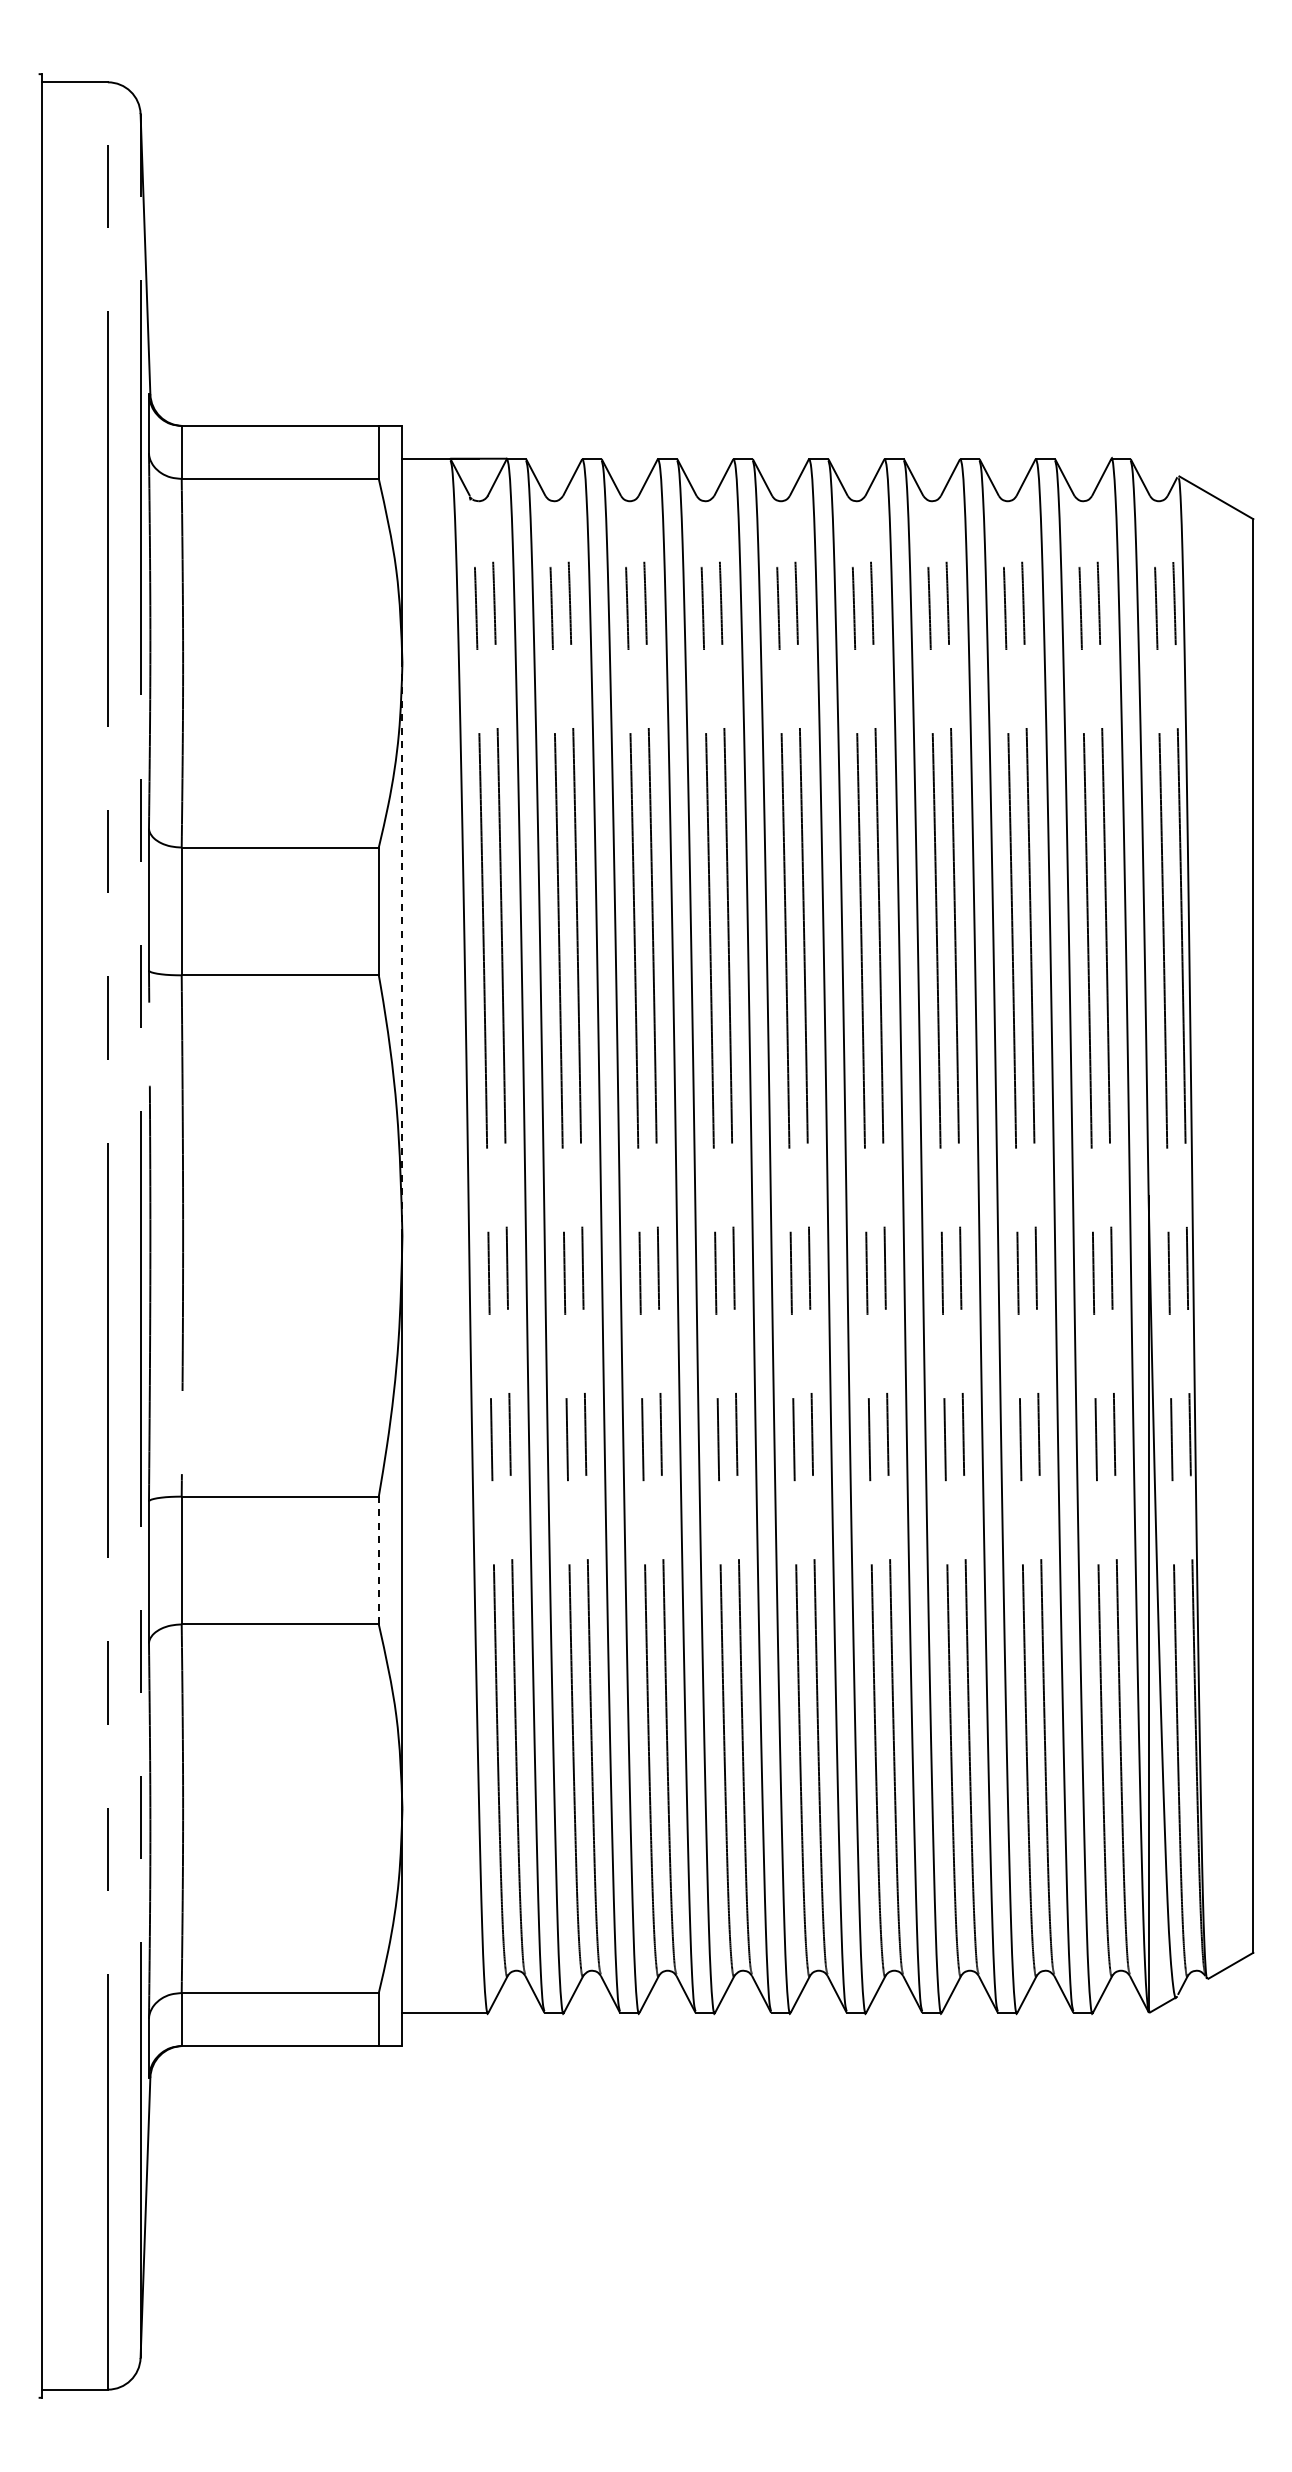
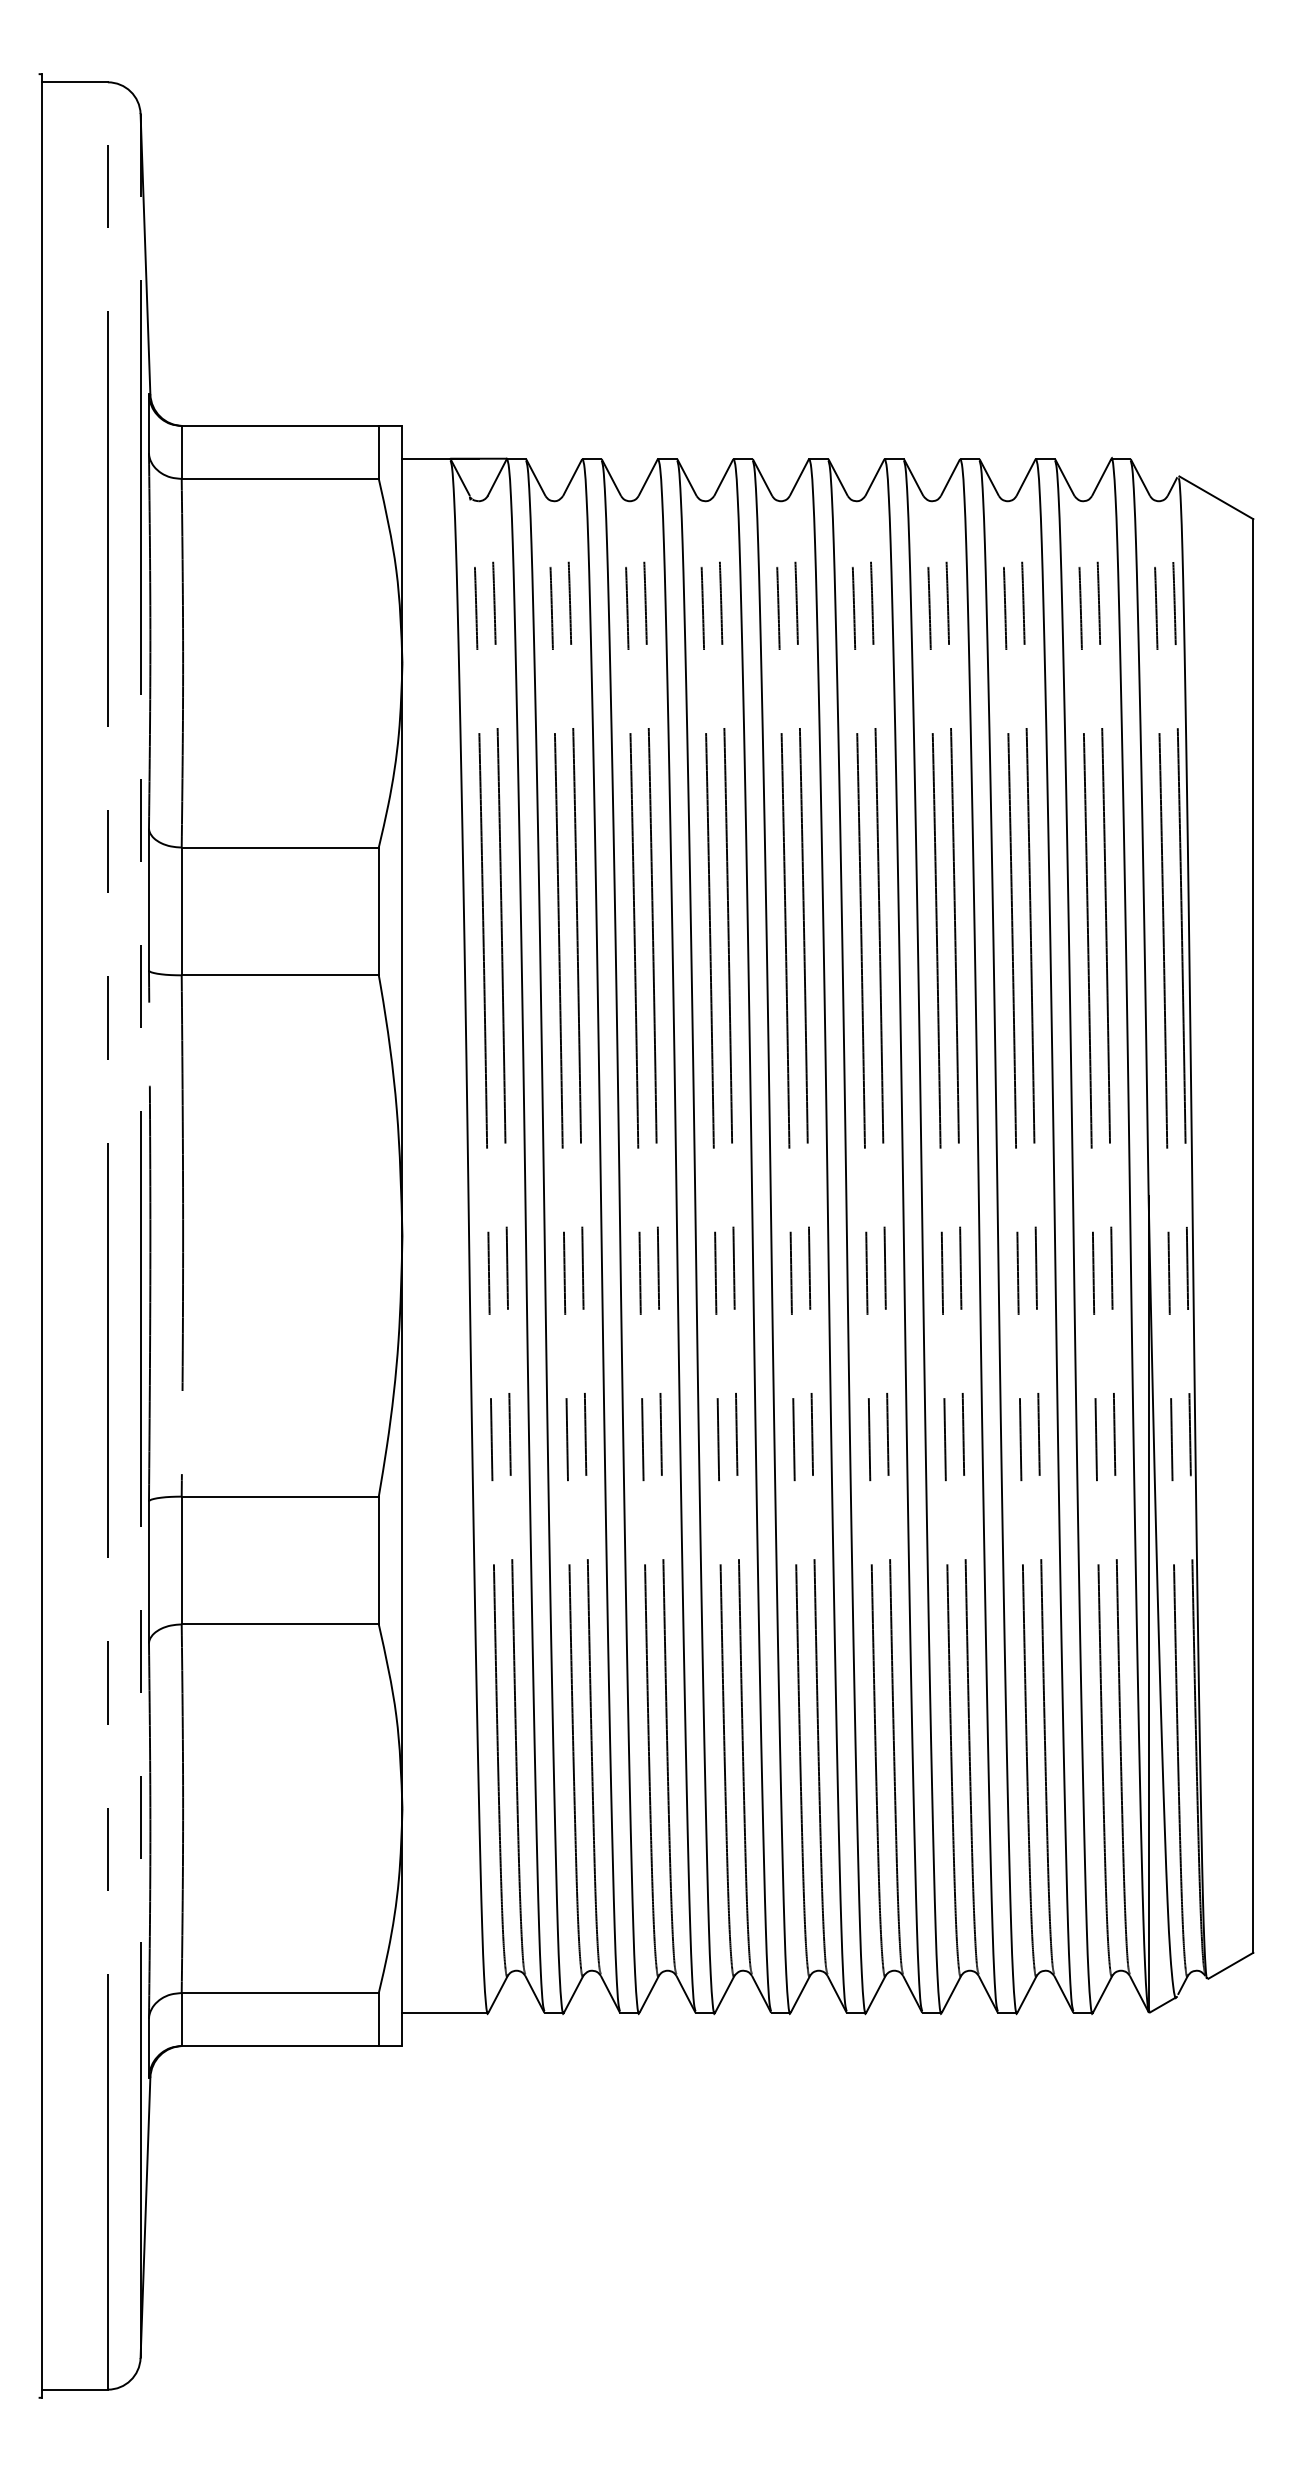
line: dashed -> solid (402, 949)
line: dashed -> solid (378, 1560)
